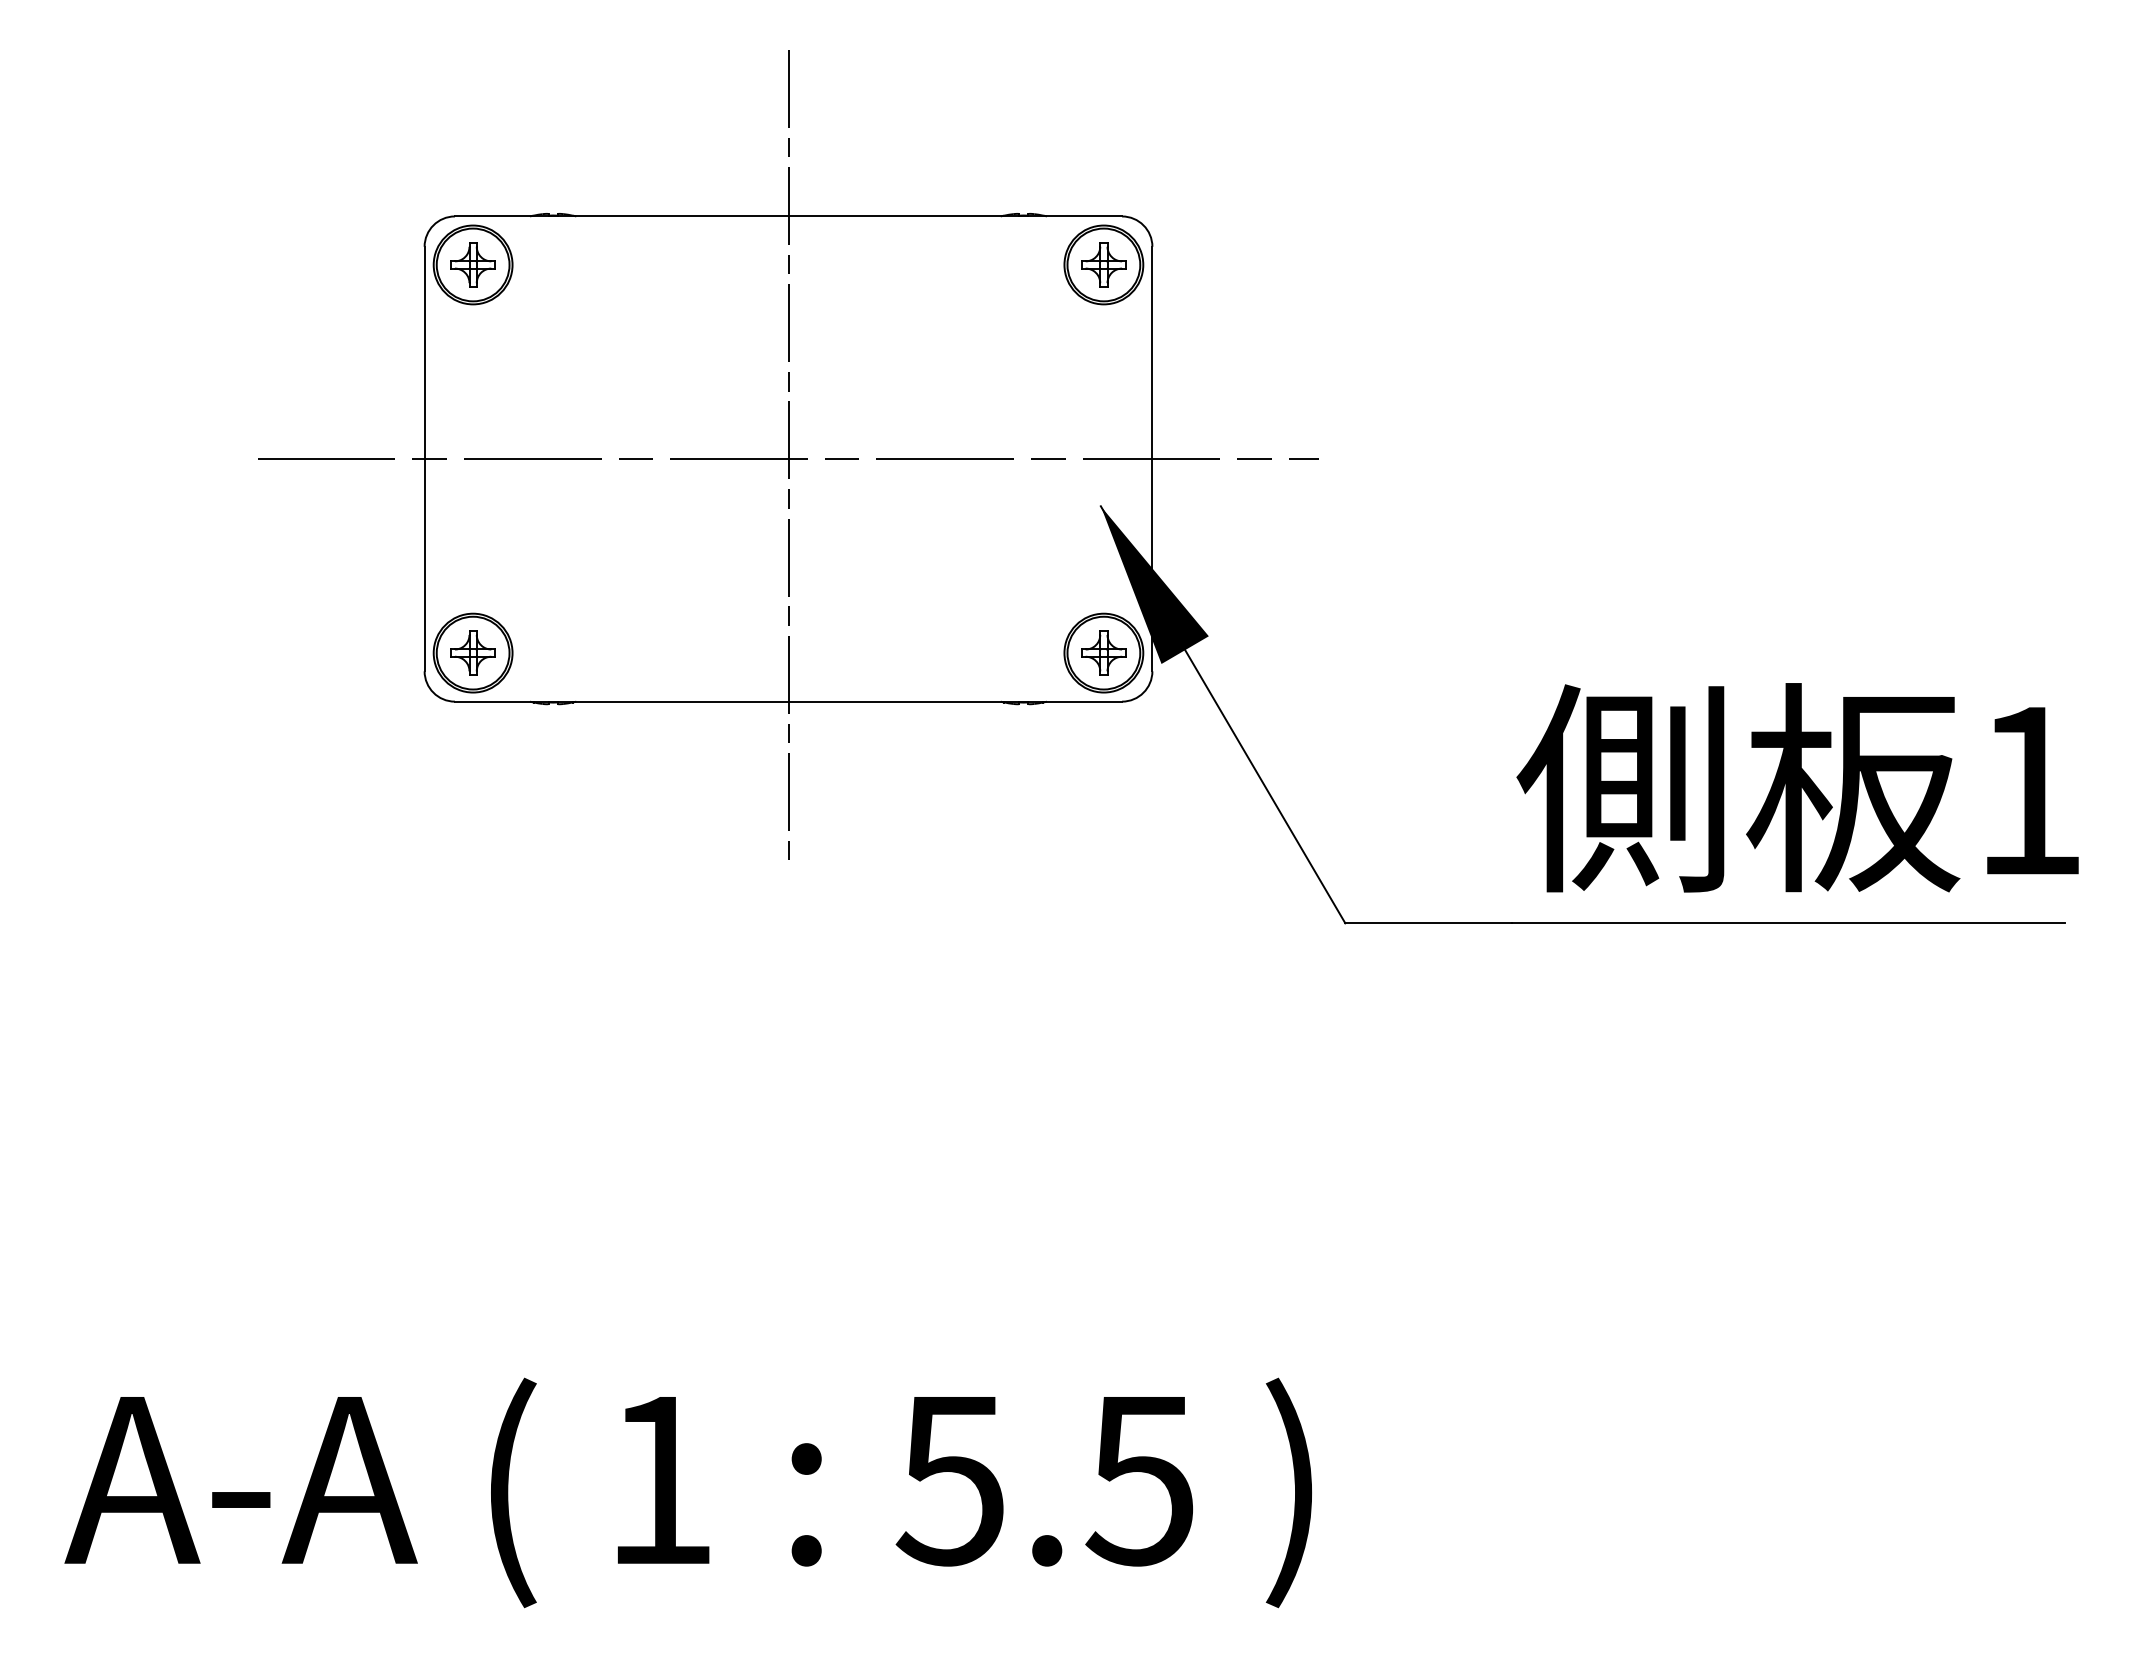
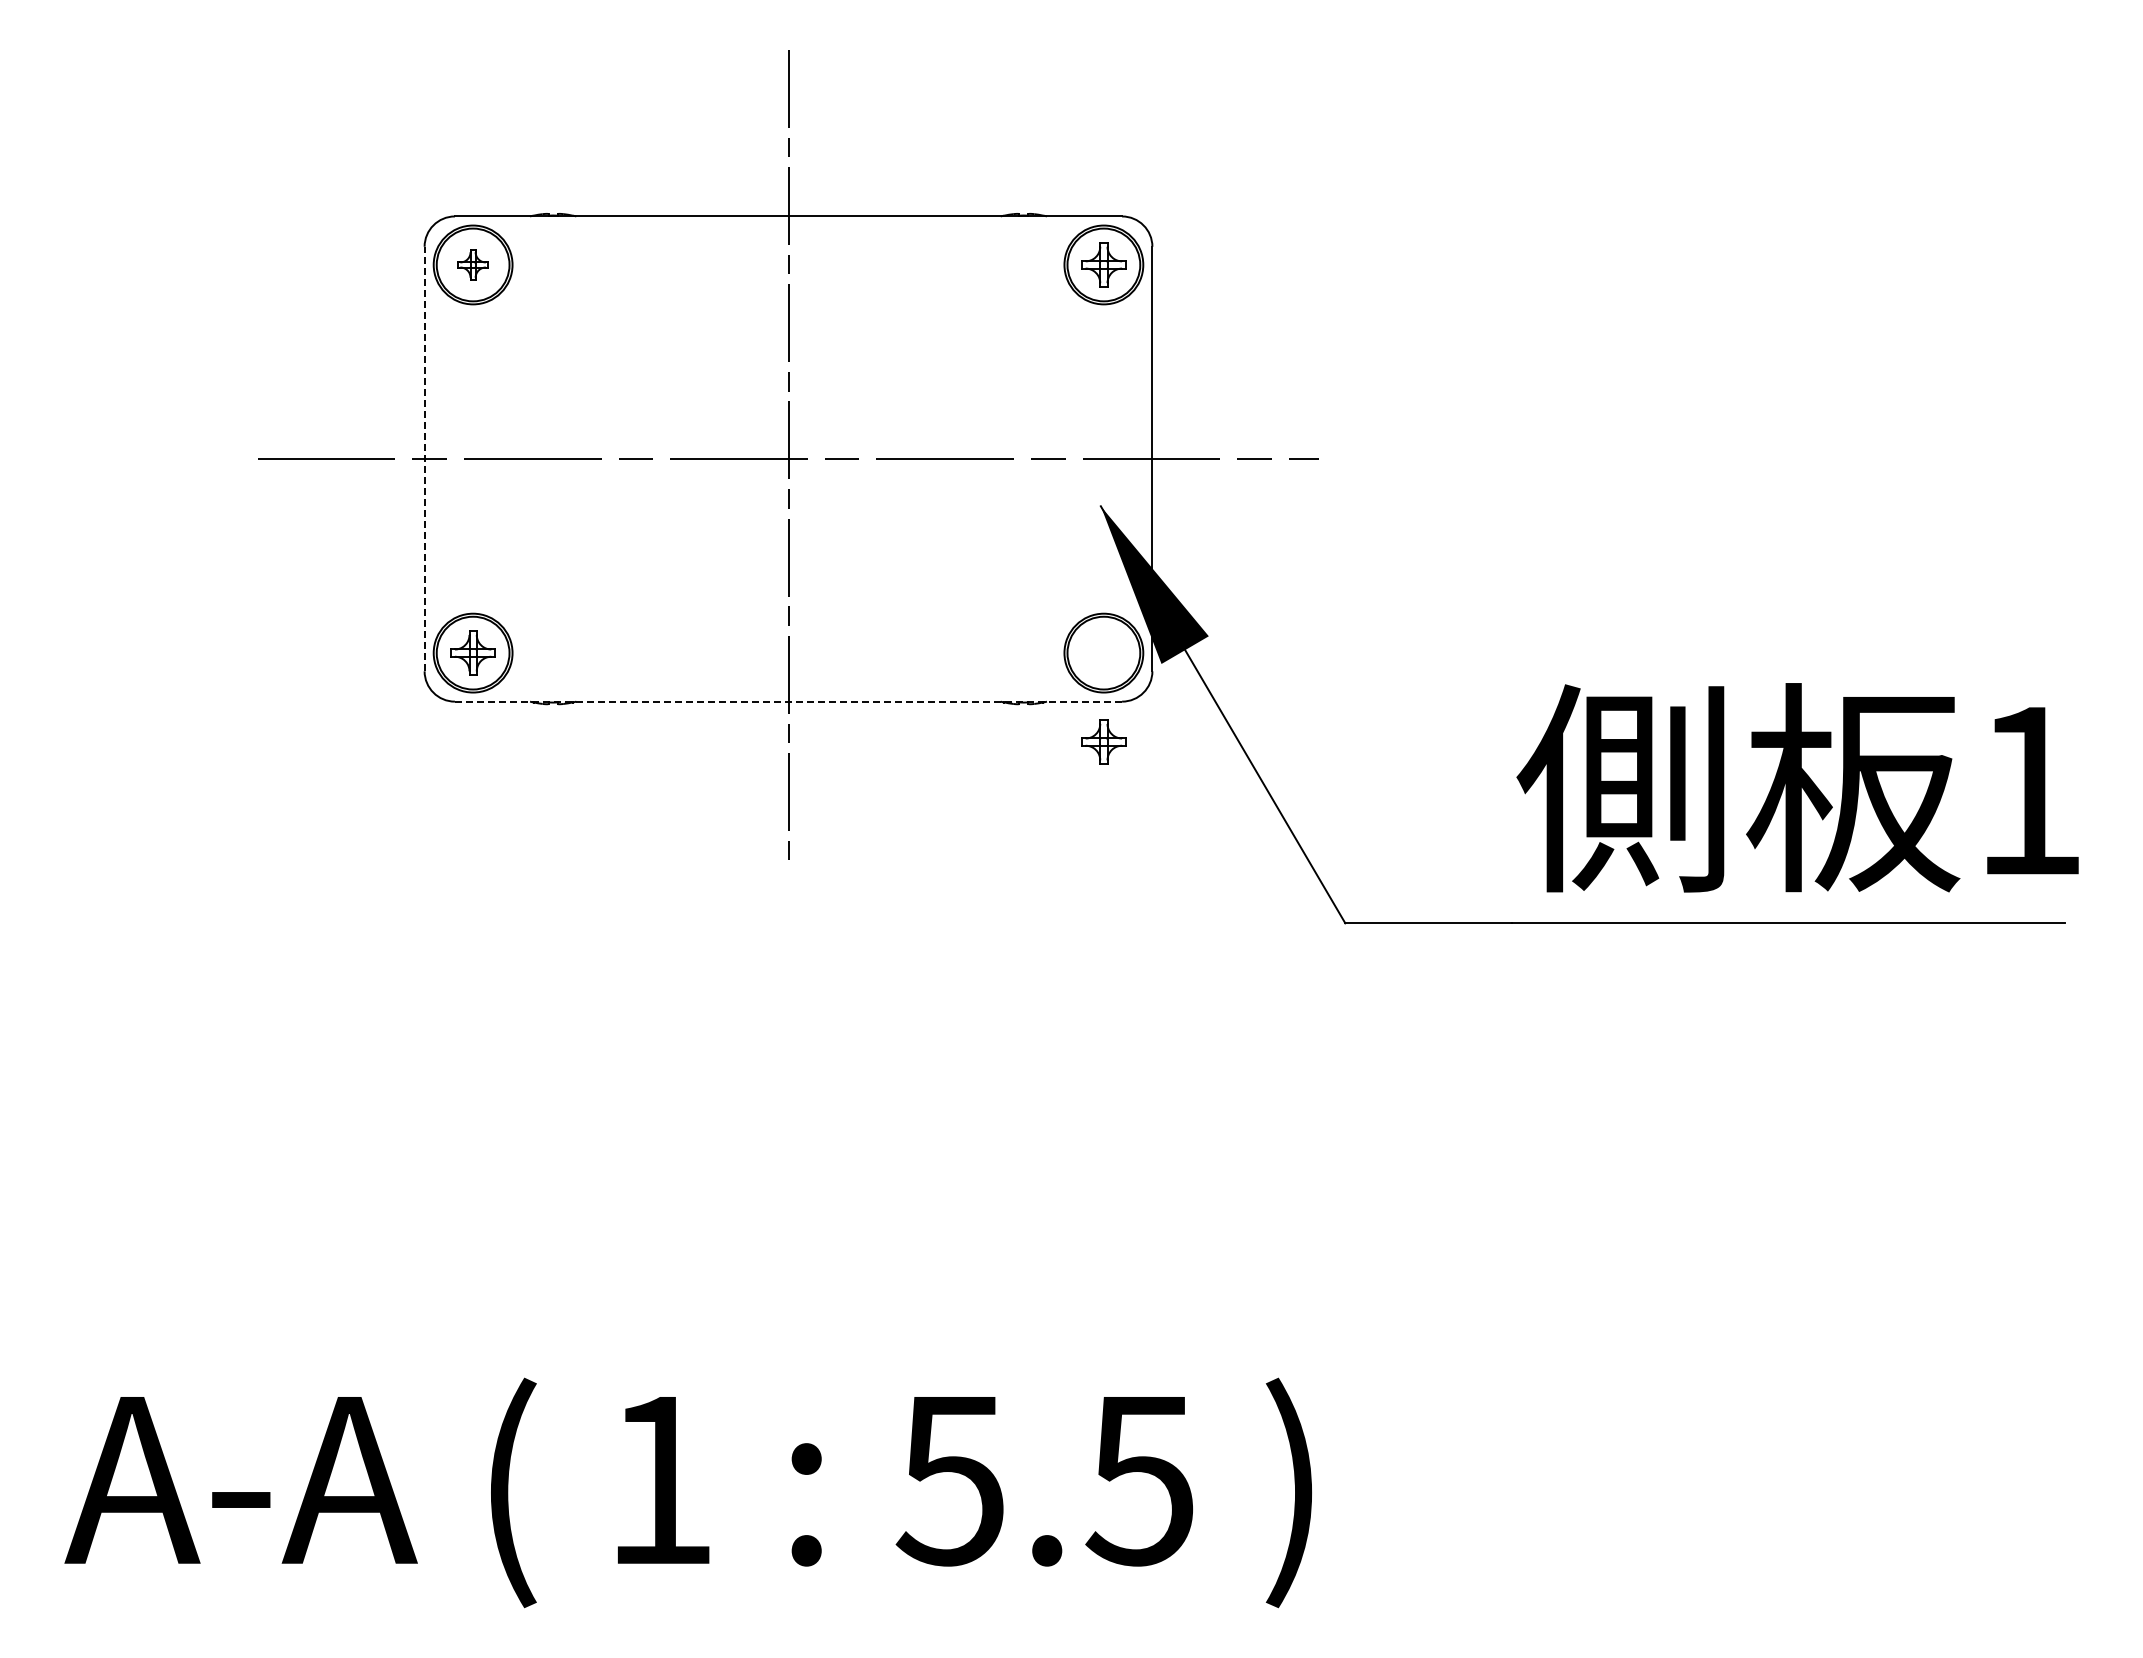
part size: 46x46 px -> 32x32 px (472, 264)
line: solid -> dashed (424, 458)
part position: (1103, 652) -> (1103, 741) (1103, 741)
line: solid -> dashed (788, 701)
